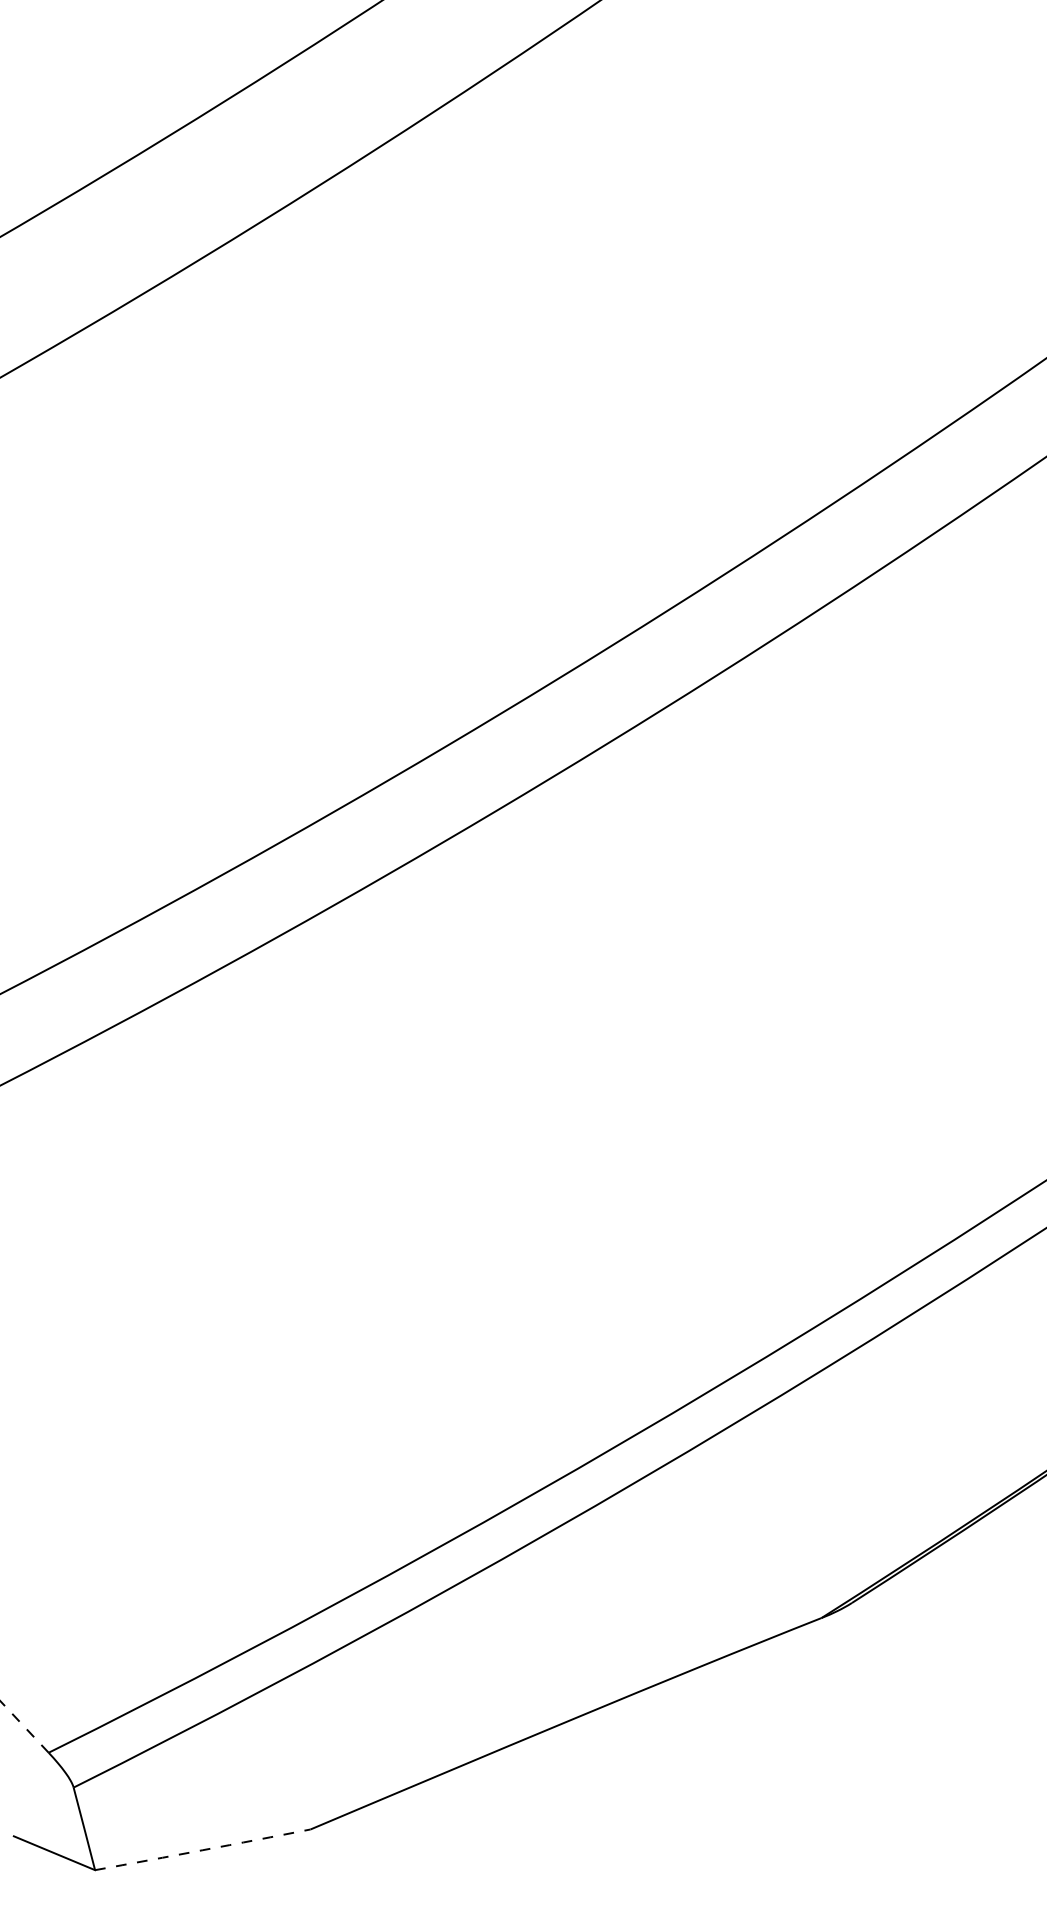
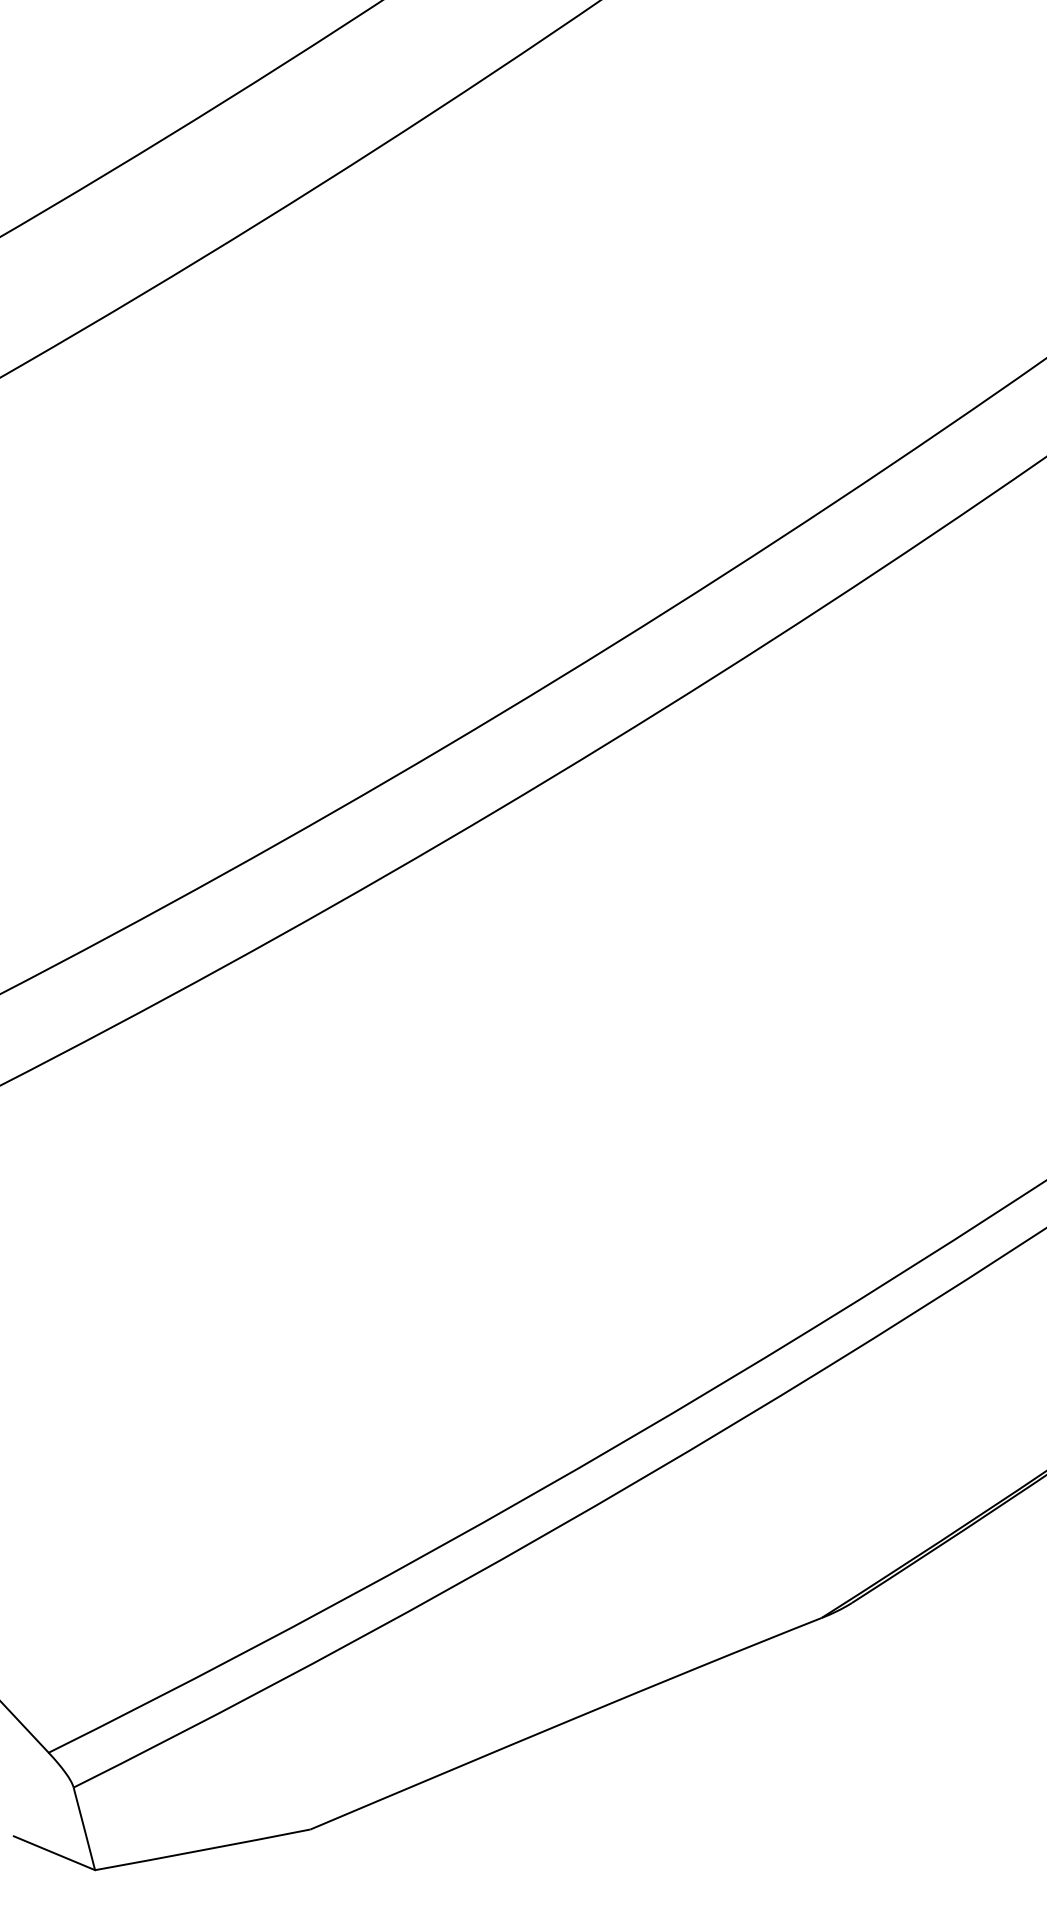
line: dashed -> solid (24, 1726)
arc: dashed -> solid (202, 1850)
